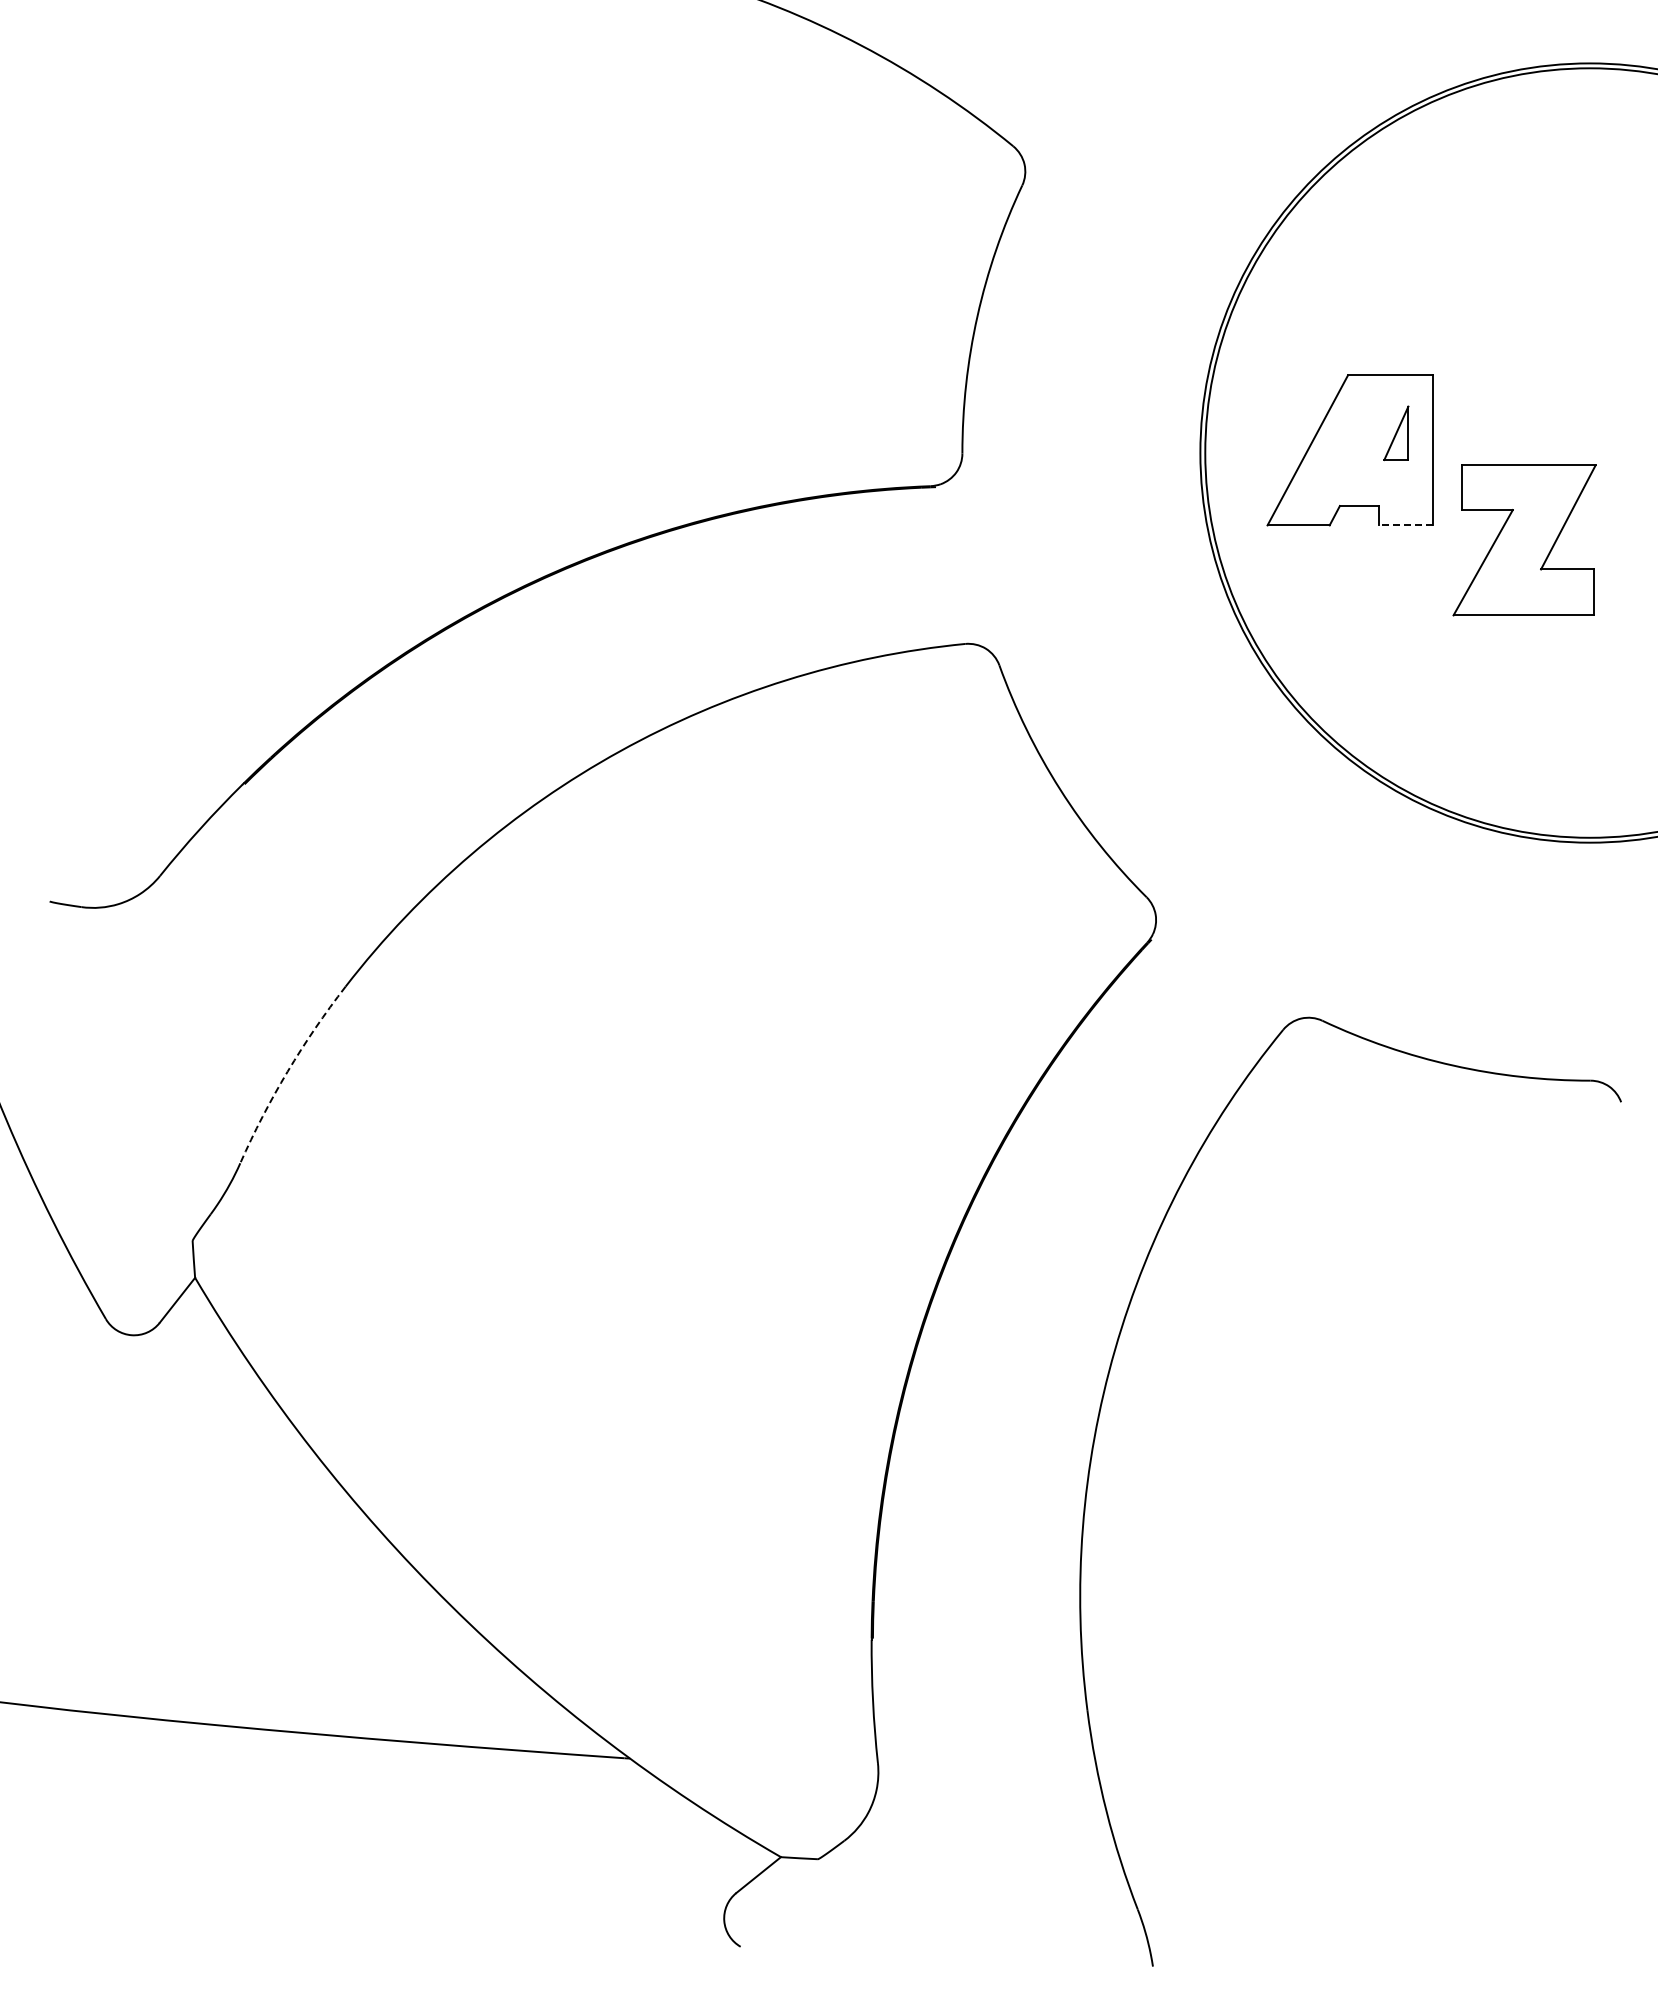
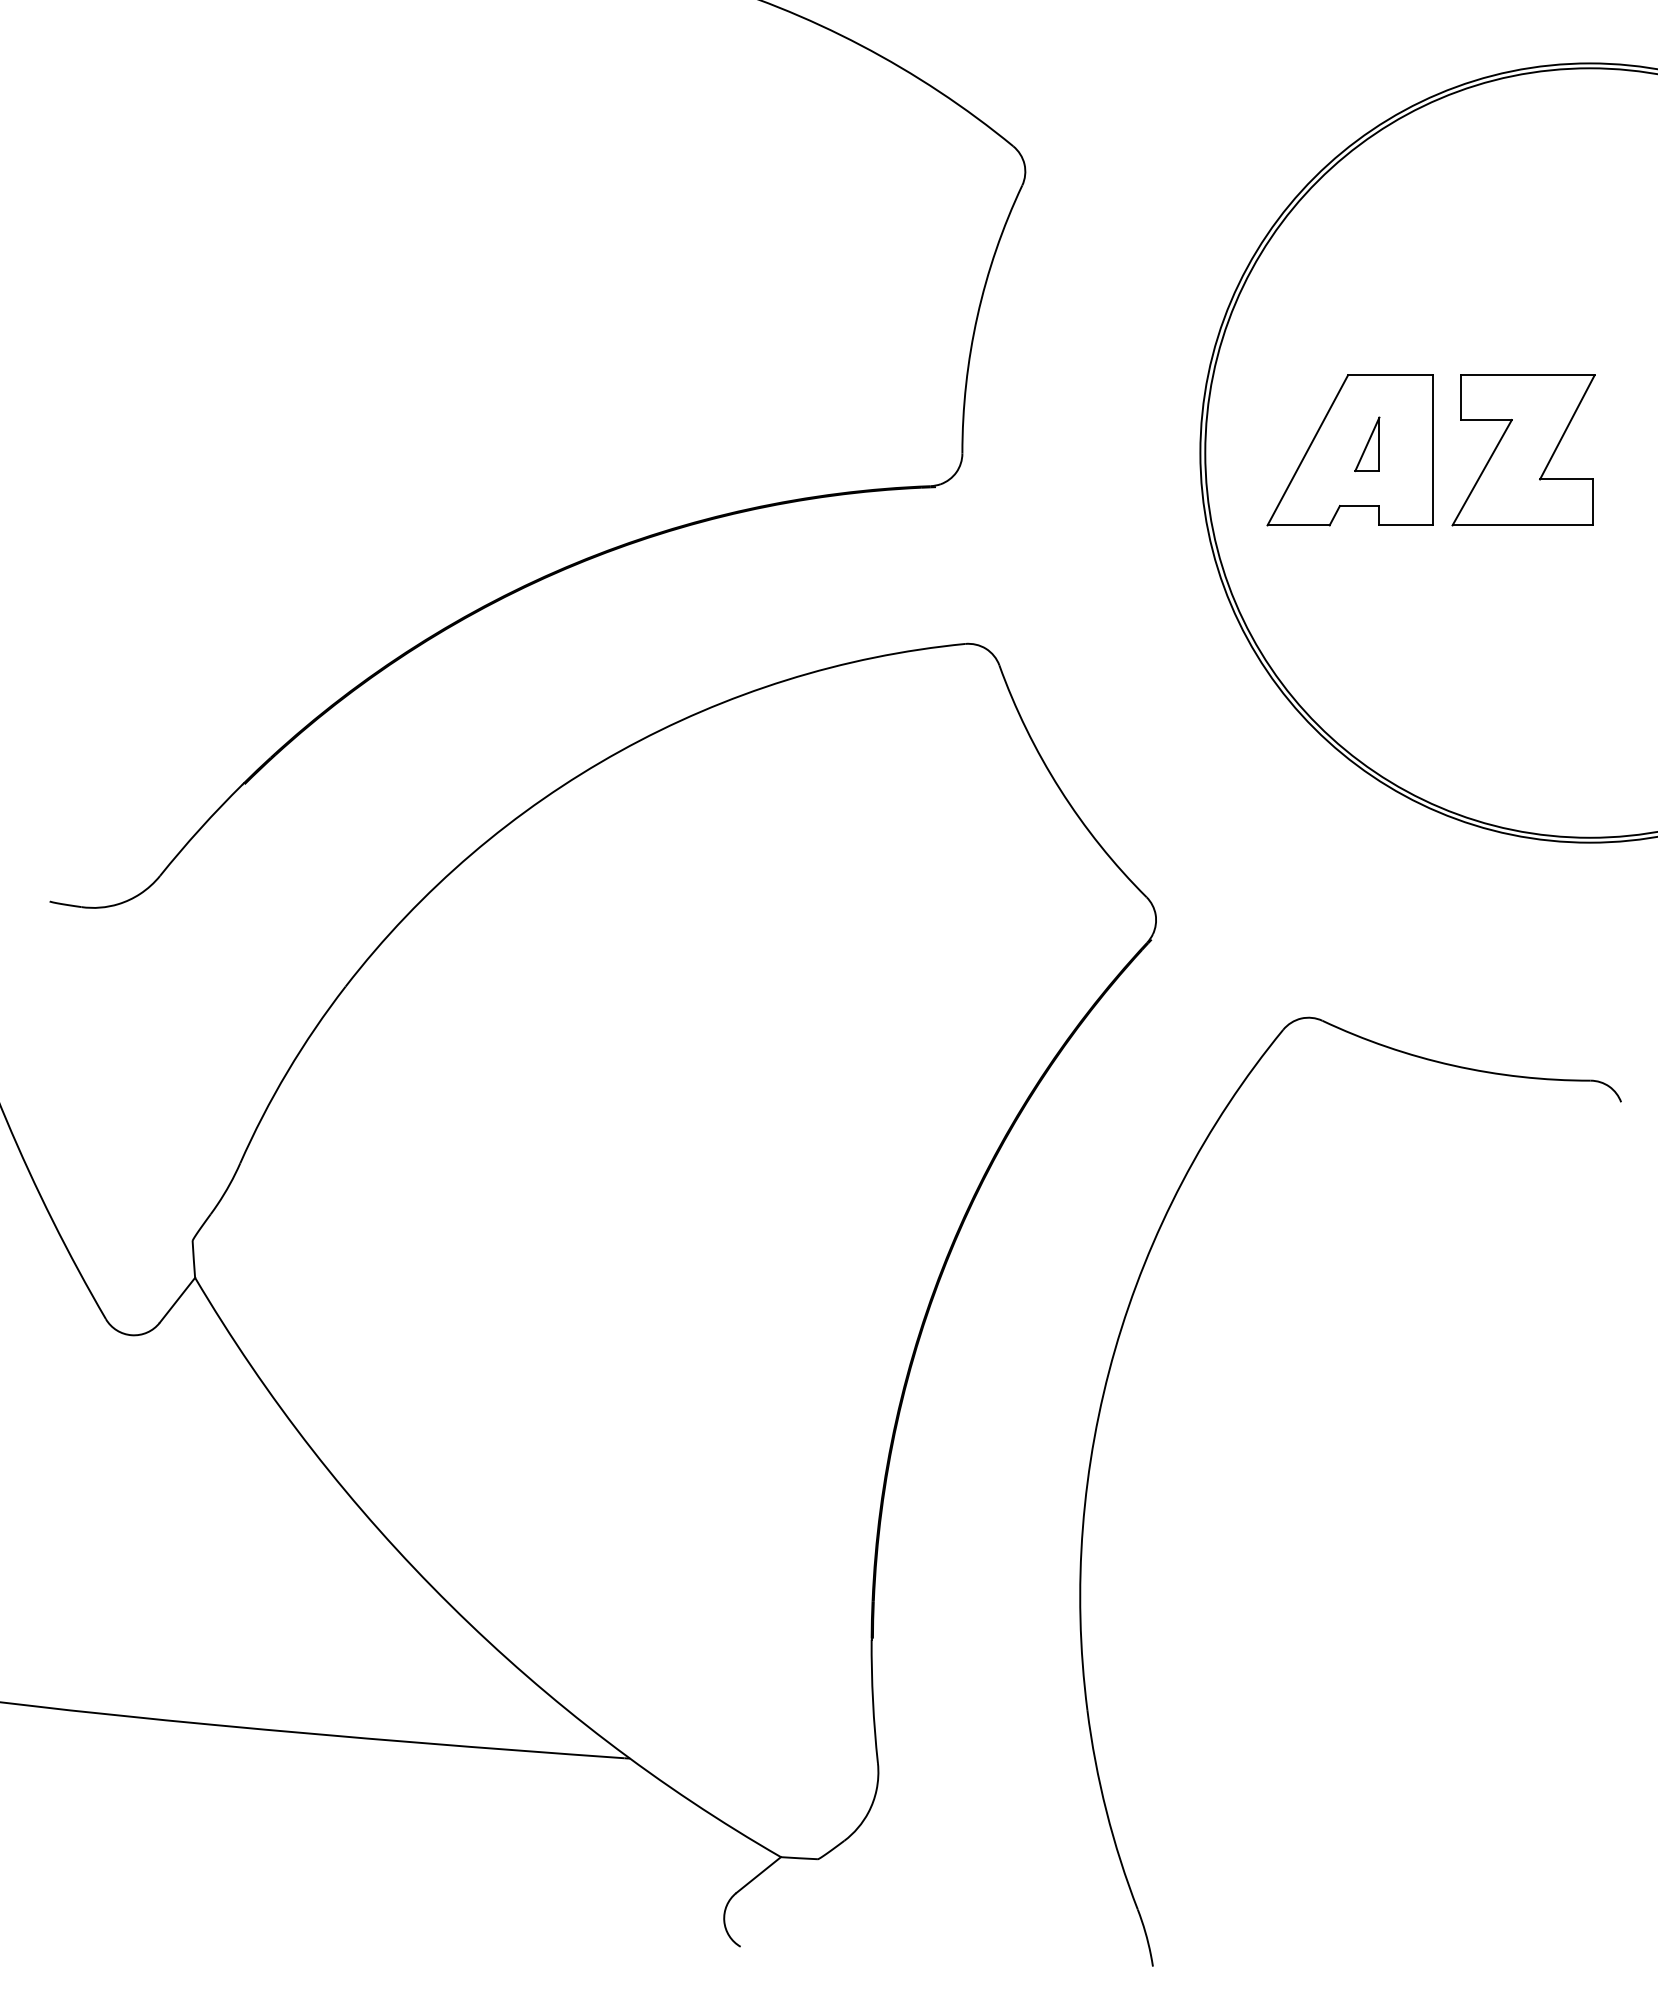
part position: (1396, 433) -> (1367, 444) (1367, 444)
line: dashed -> solid (1405, 525)
part position: (1524, 540) -> (1523, 450) (1523, 450)
arc: dashed -> solid (287, 1071)
